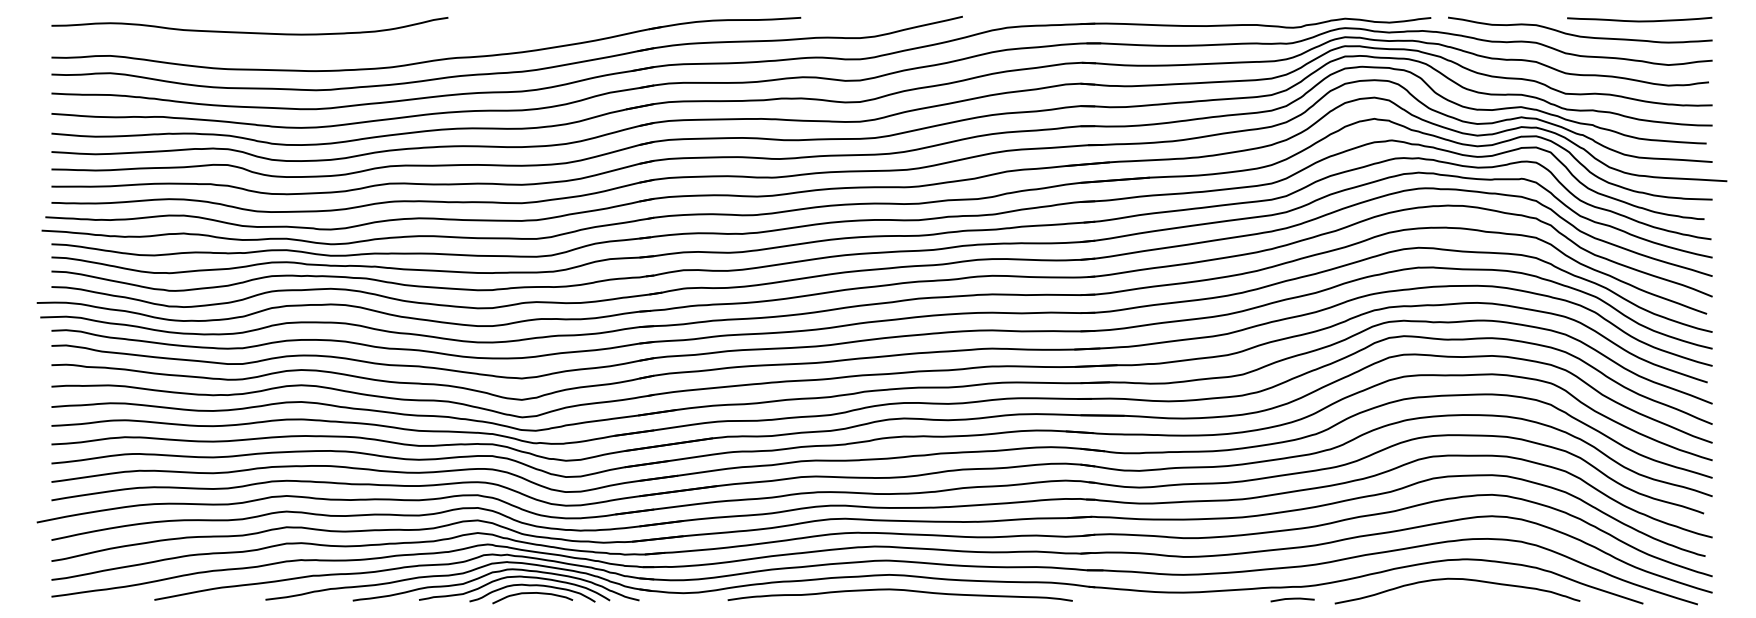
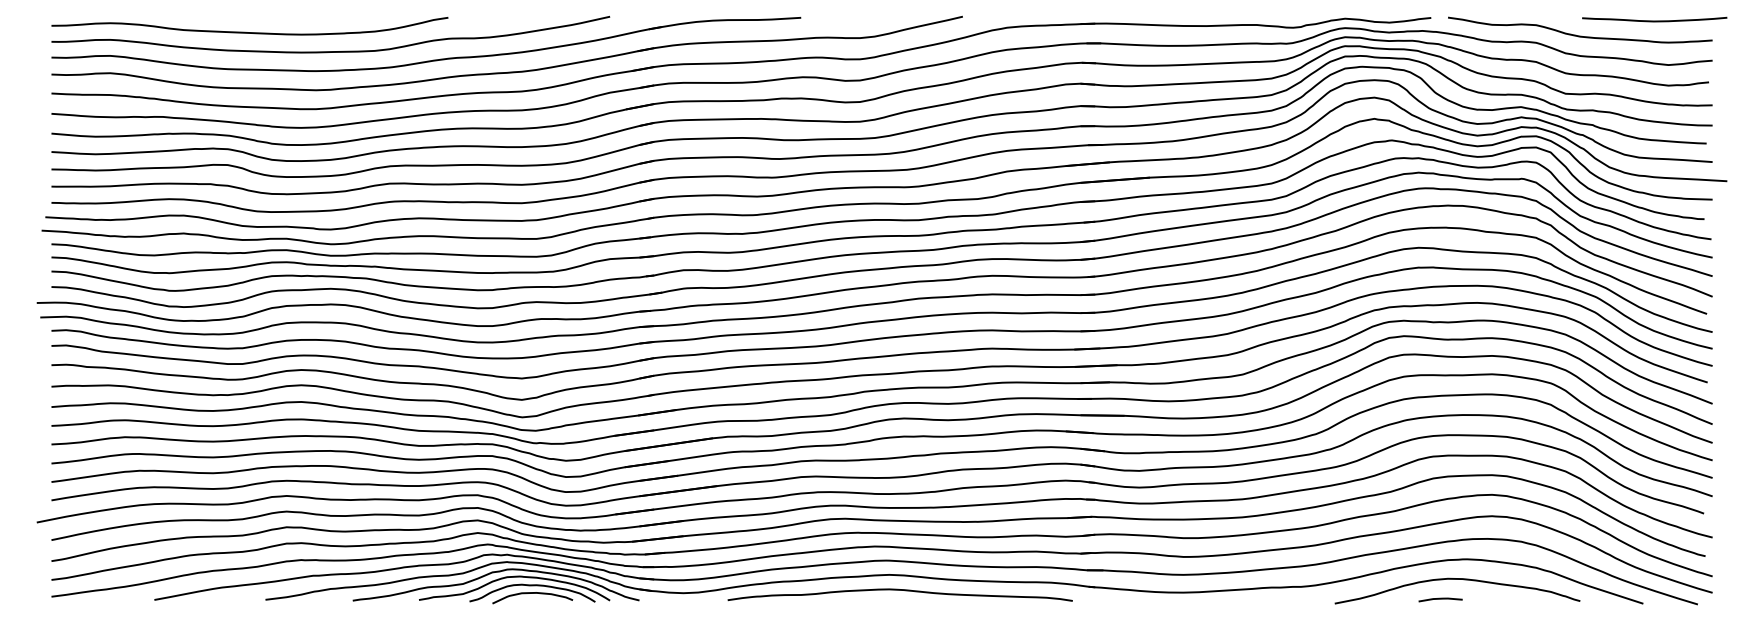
curve position: (1639, 20) -> (1654, 20) (1654, 20)
curve: none -> present (330, 51)
line position: (1292, 599) -> (1440, 599) (1440, 599)
